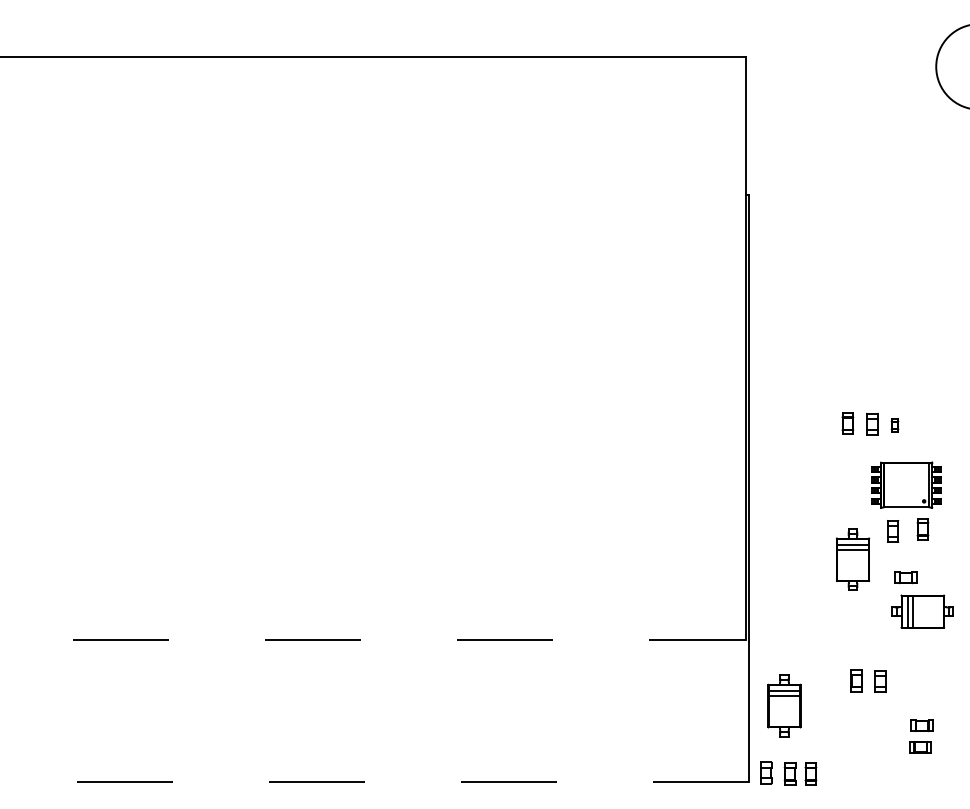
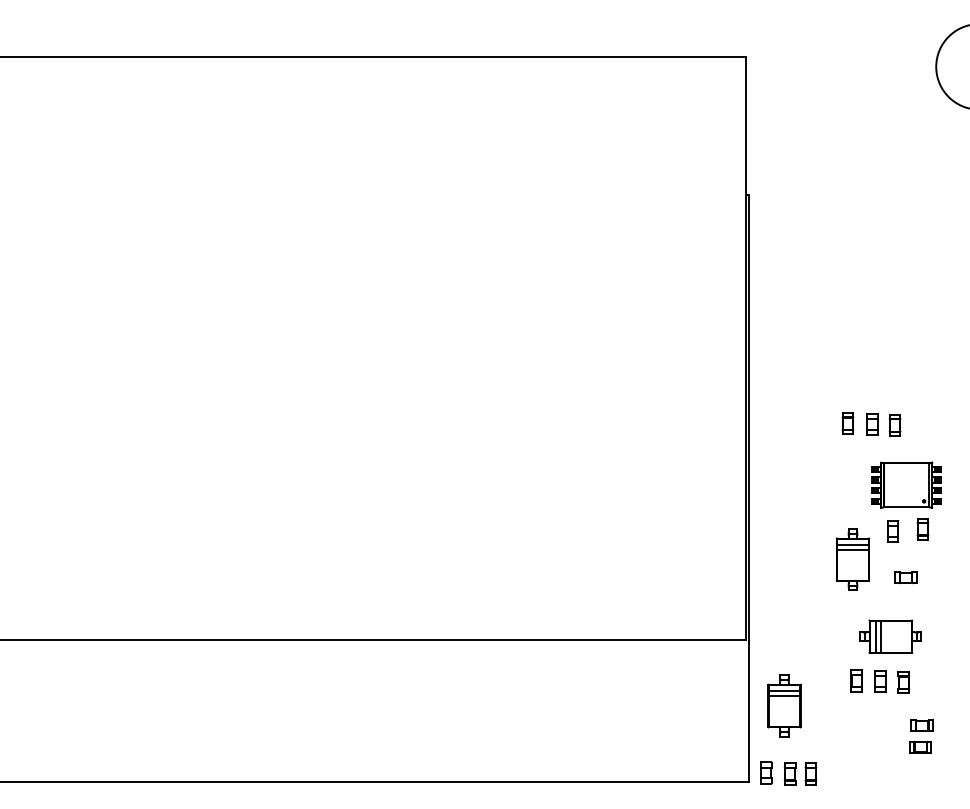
part size: 10x15 px -> 14x23 px (894, 425)
part position: (922, 611) -> (890, 636) (890, 636)
line: dashed -> solid (372, 639)
part: none -> present (903, 682)
line: dashed -> solid (374, 781)
